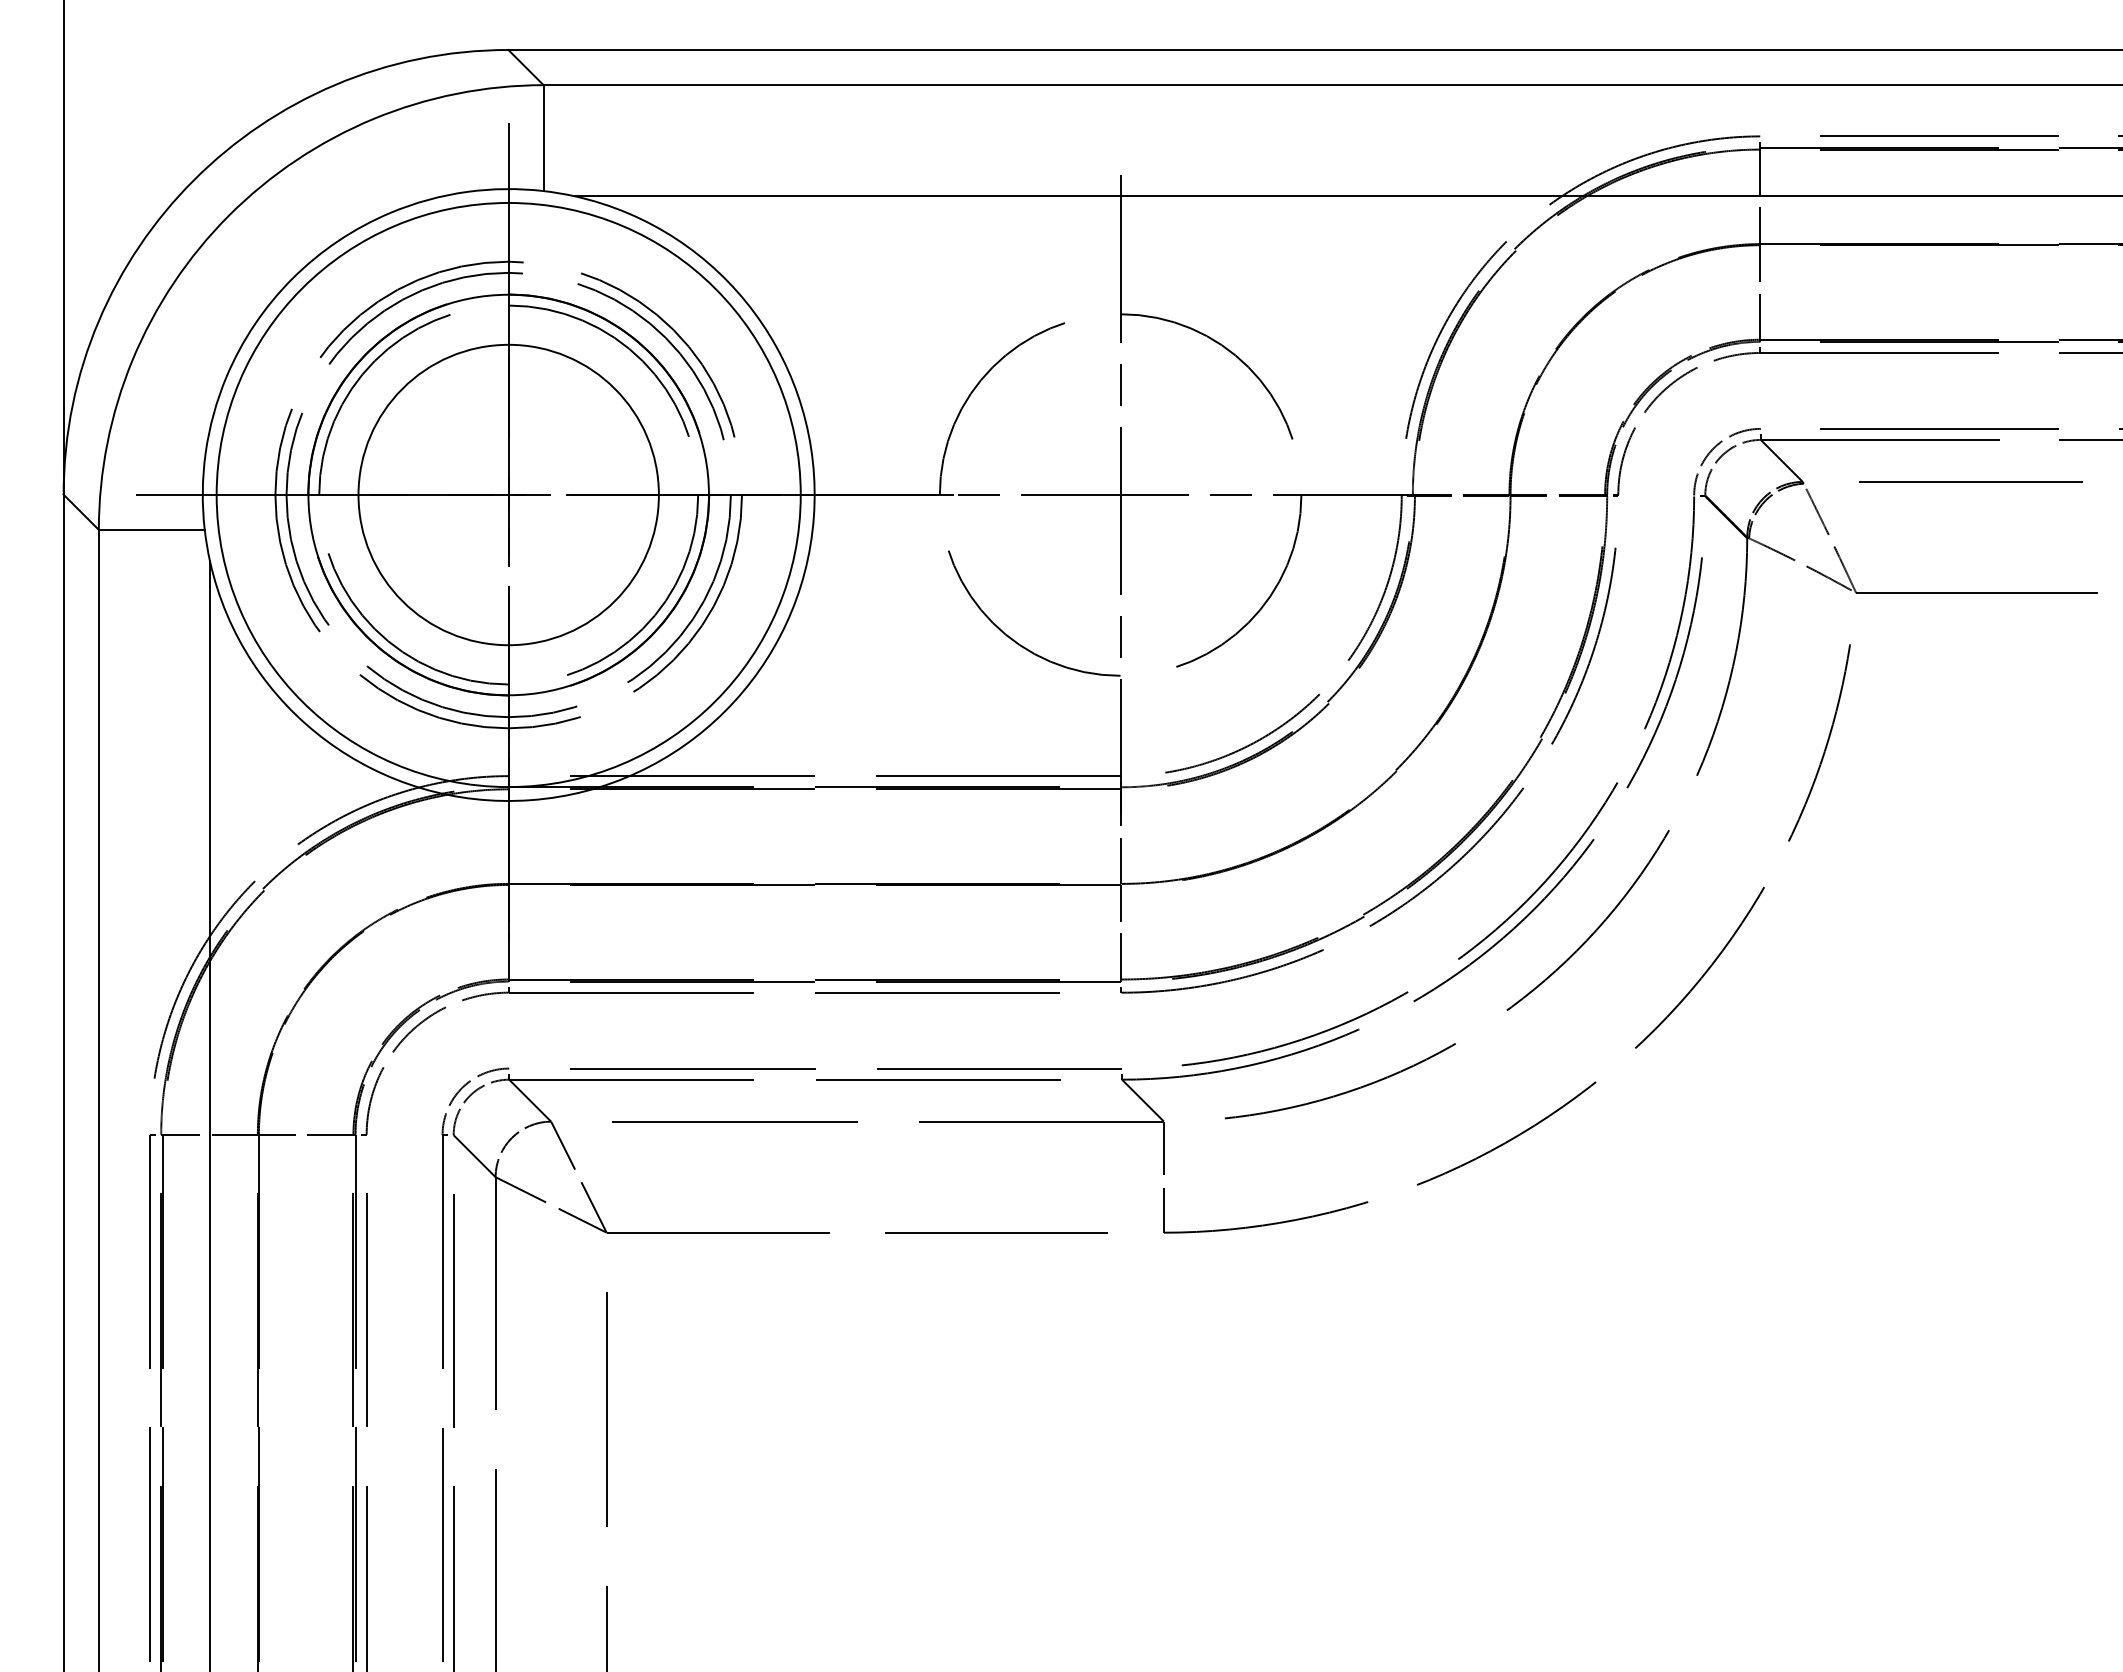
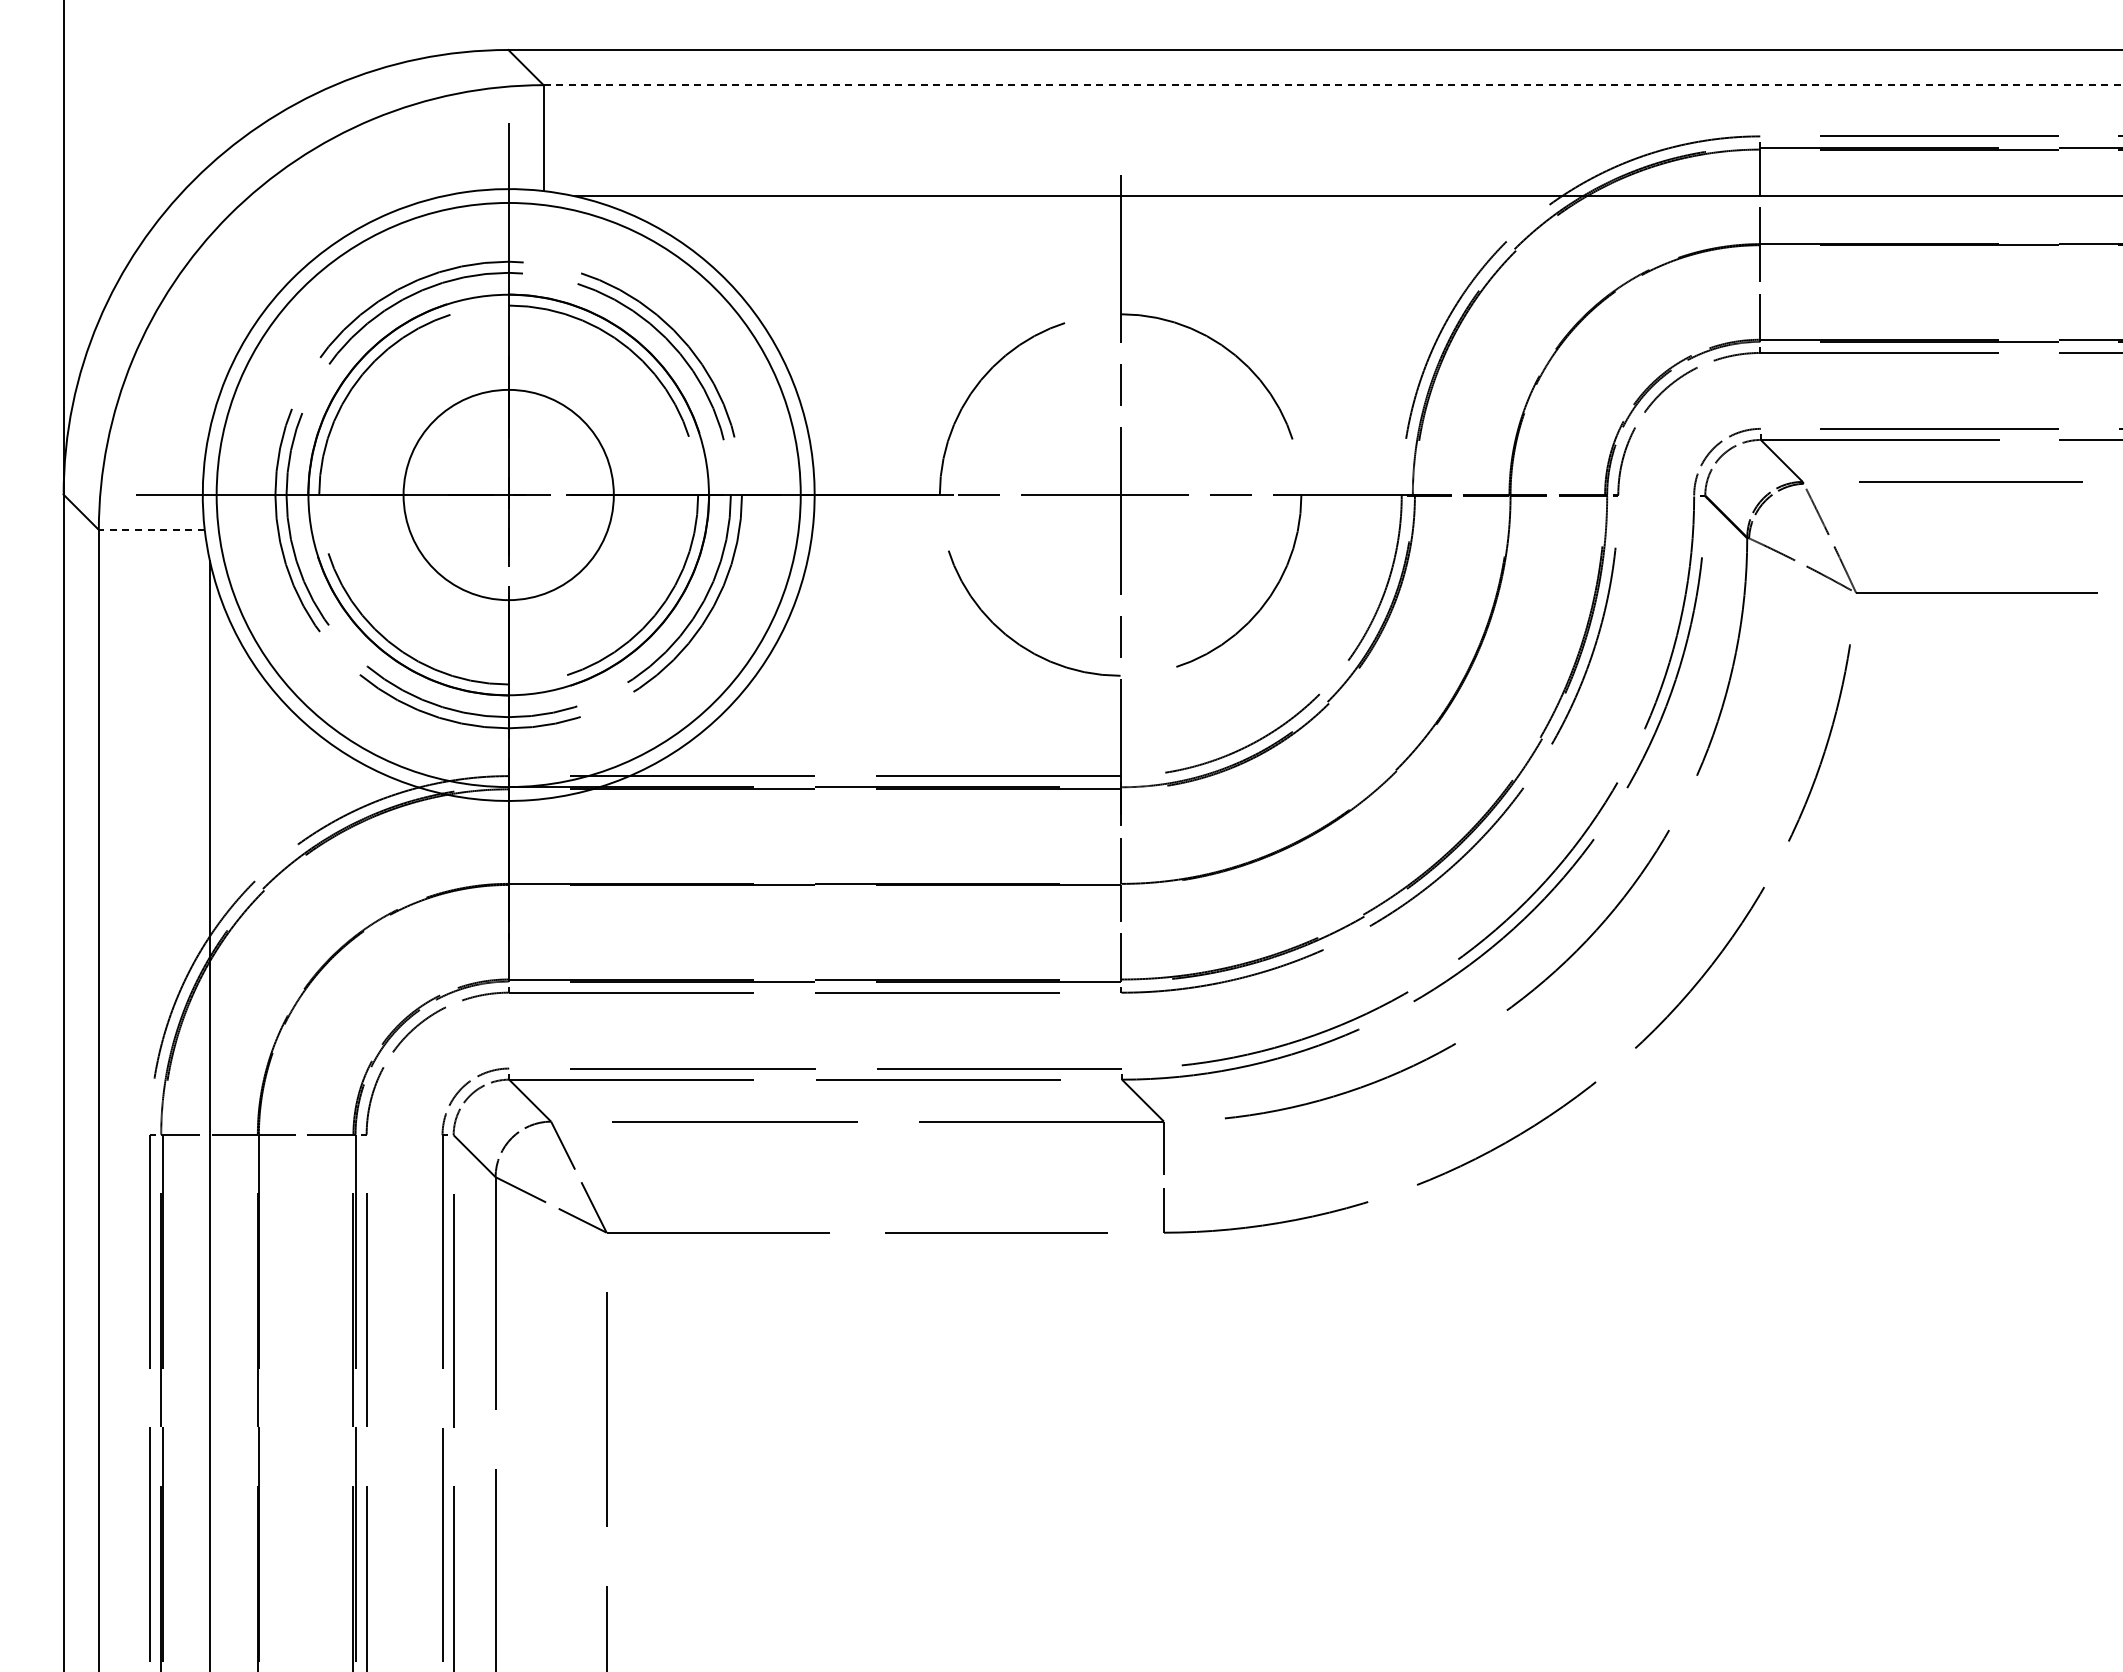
line: solid -> dashed (1333, 85)
circle diameter: 300 px -> 210 px (508, 494)
line: solid -> dashed (151, 529)
